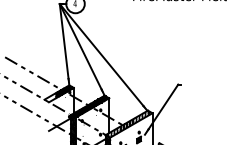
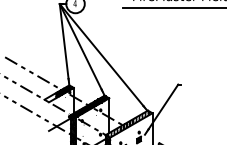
line: none -> present (173, 8)
